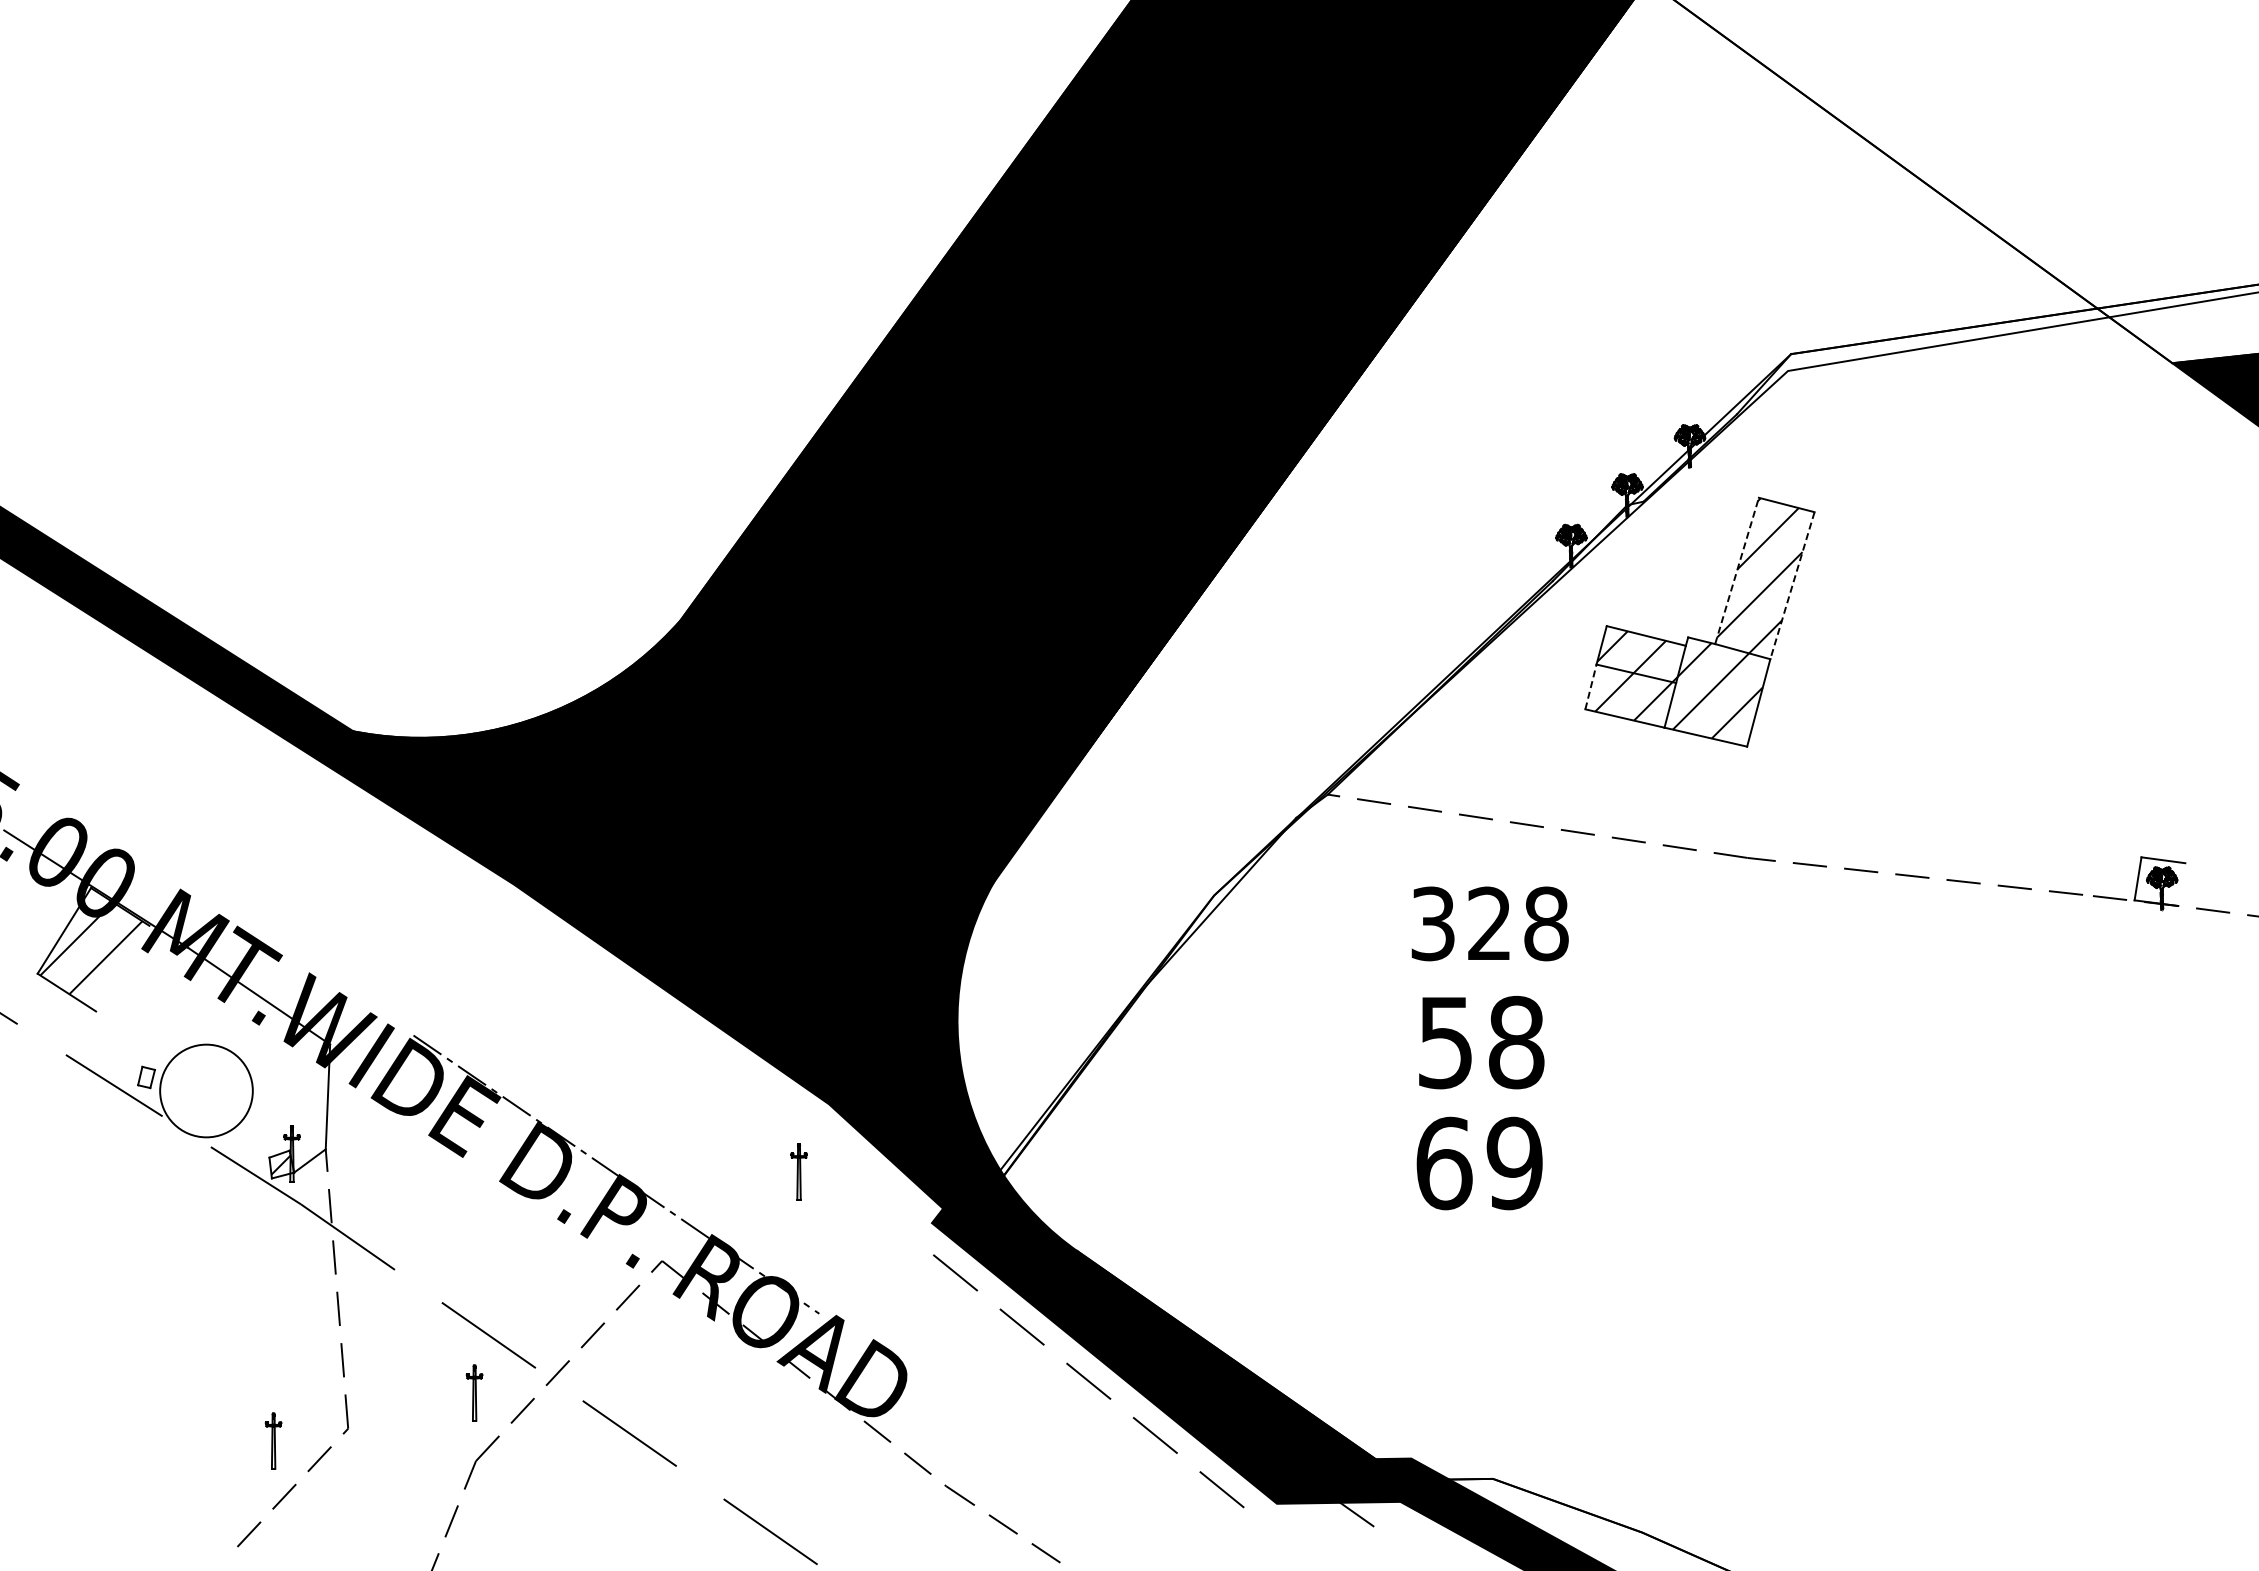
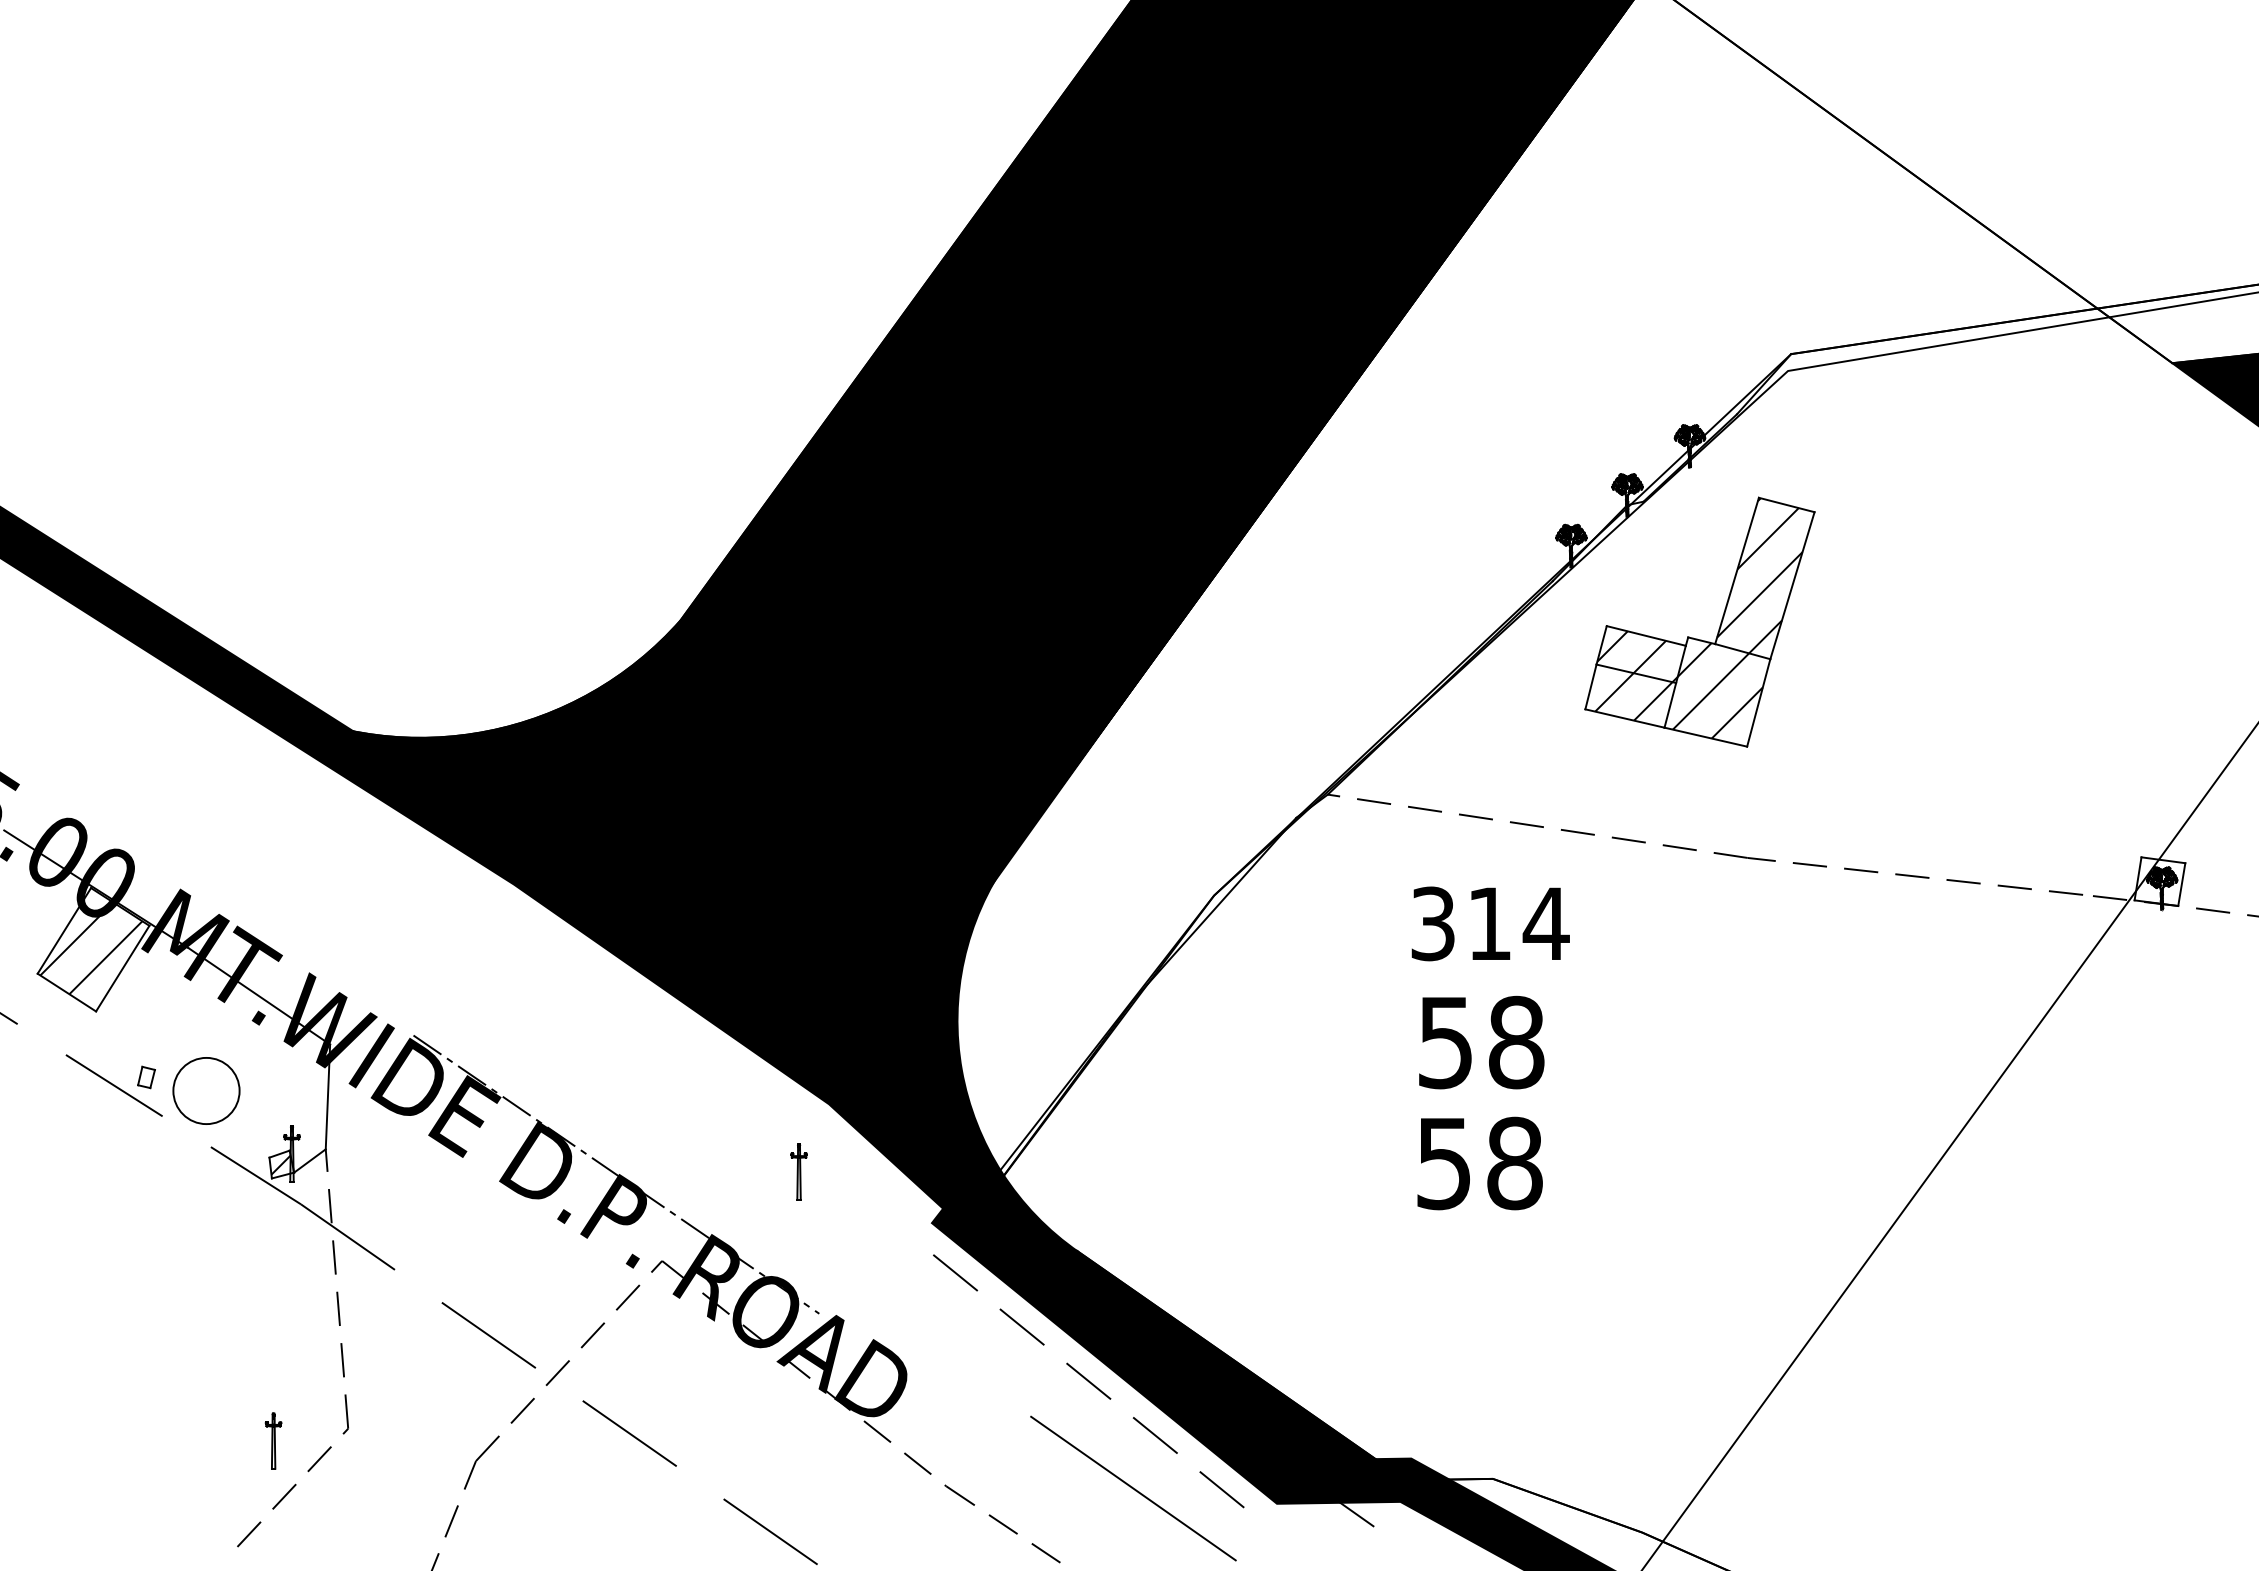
line: dashed -> solid (1737, 570)
line: dashed -> solid (1792, 585)
line: dashed -> solid (1591, 686)
line: none -> present (2181, 884)
text: 328 -> 314 (1518, 923)
line: none -> present (122, 968)
circle diameter: 93 px -> 66 px (206, 1090)
line: none -> present (1949, 1146)
text: 69 -> 58 (1479, 1163)
part: present -> none (474, 1392)
line: none -> present (1133, 1488)
